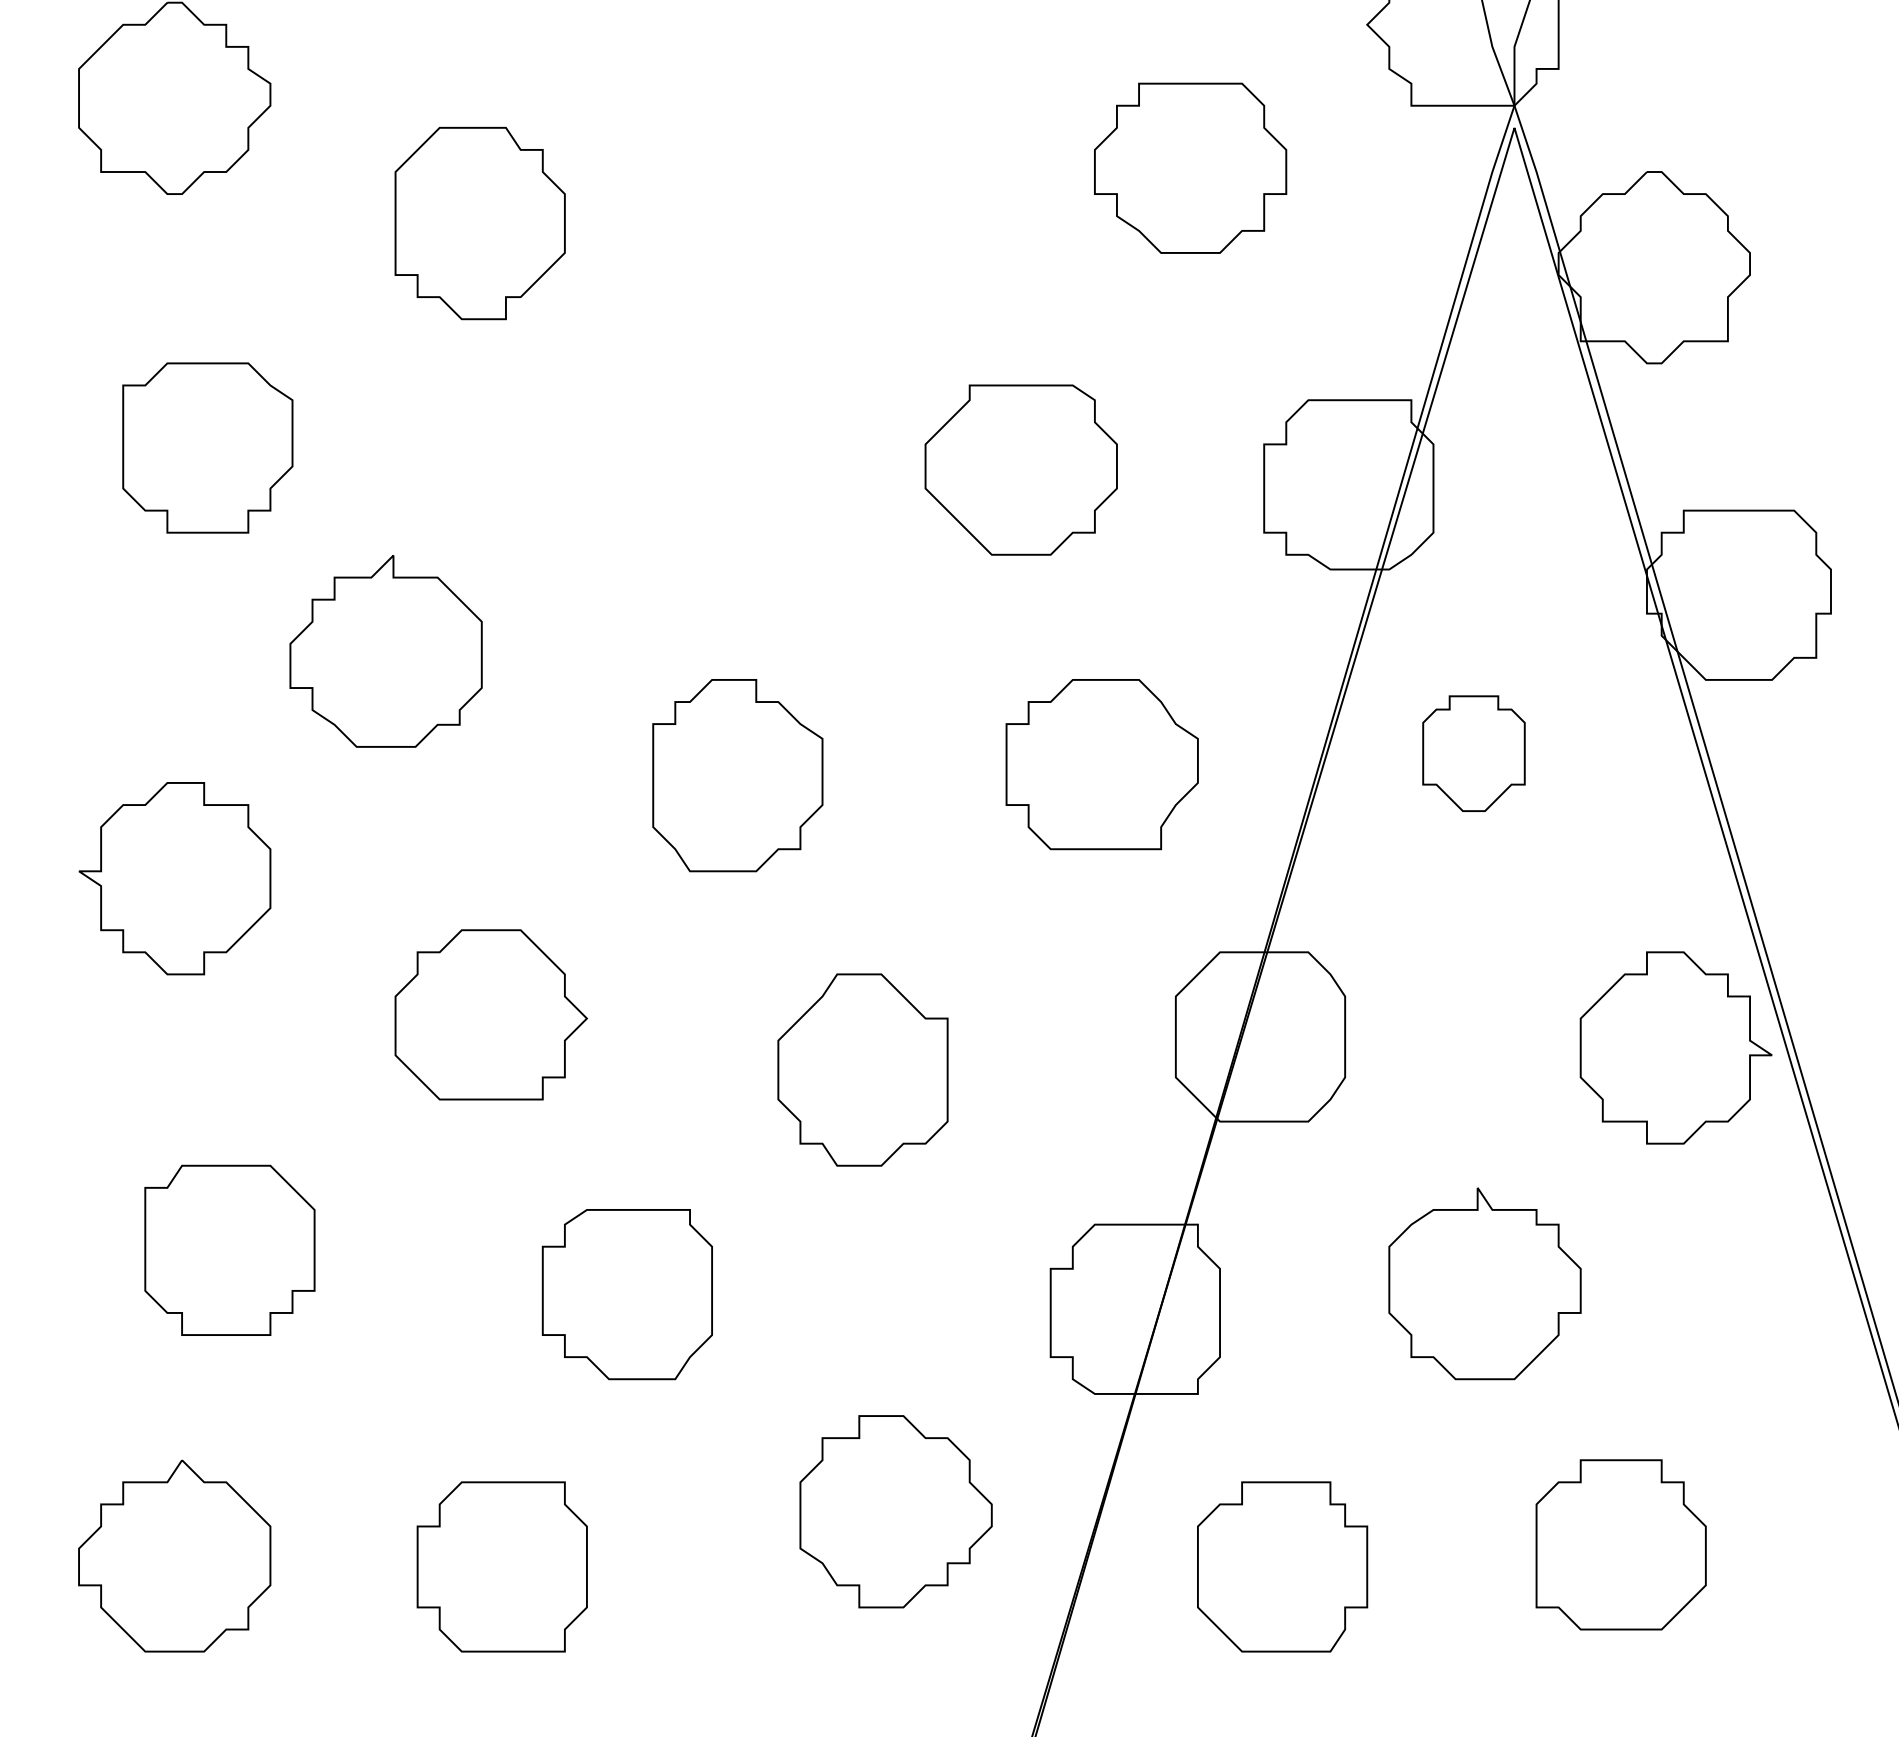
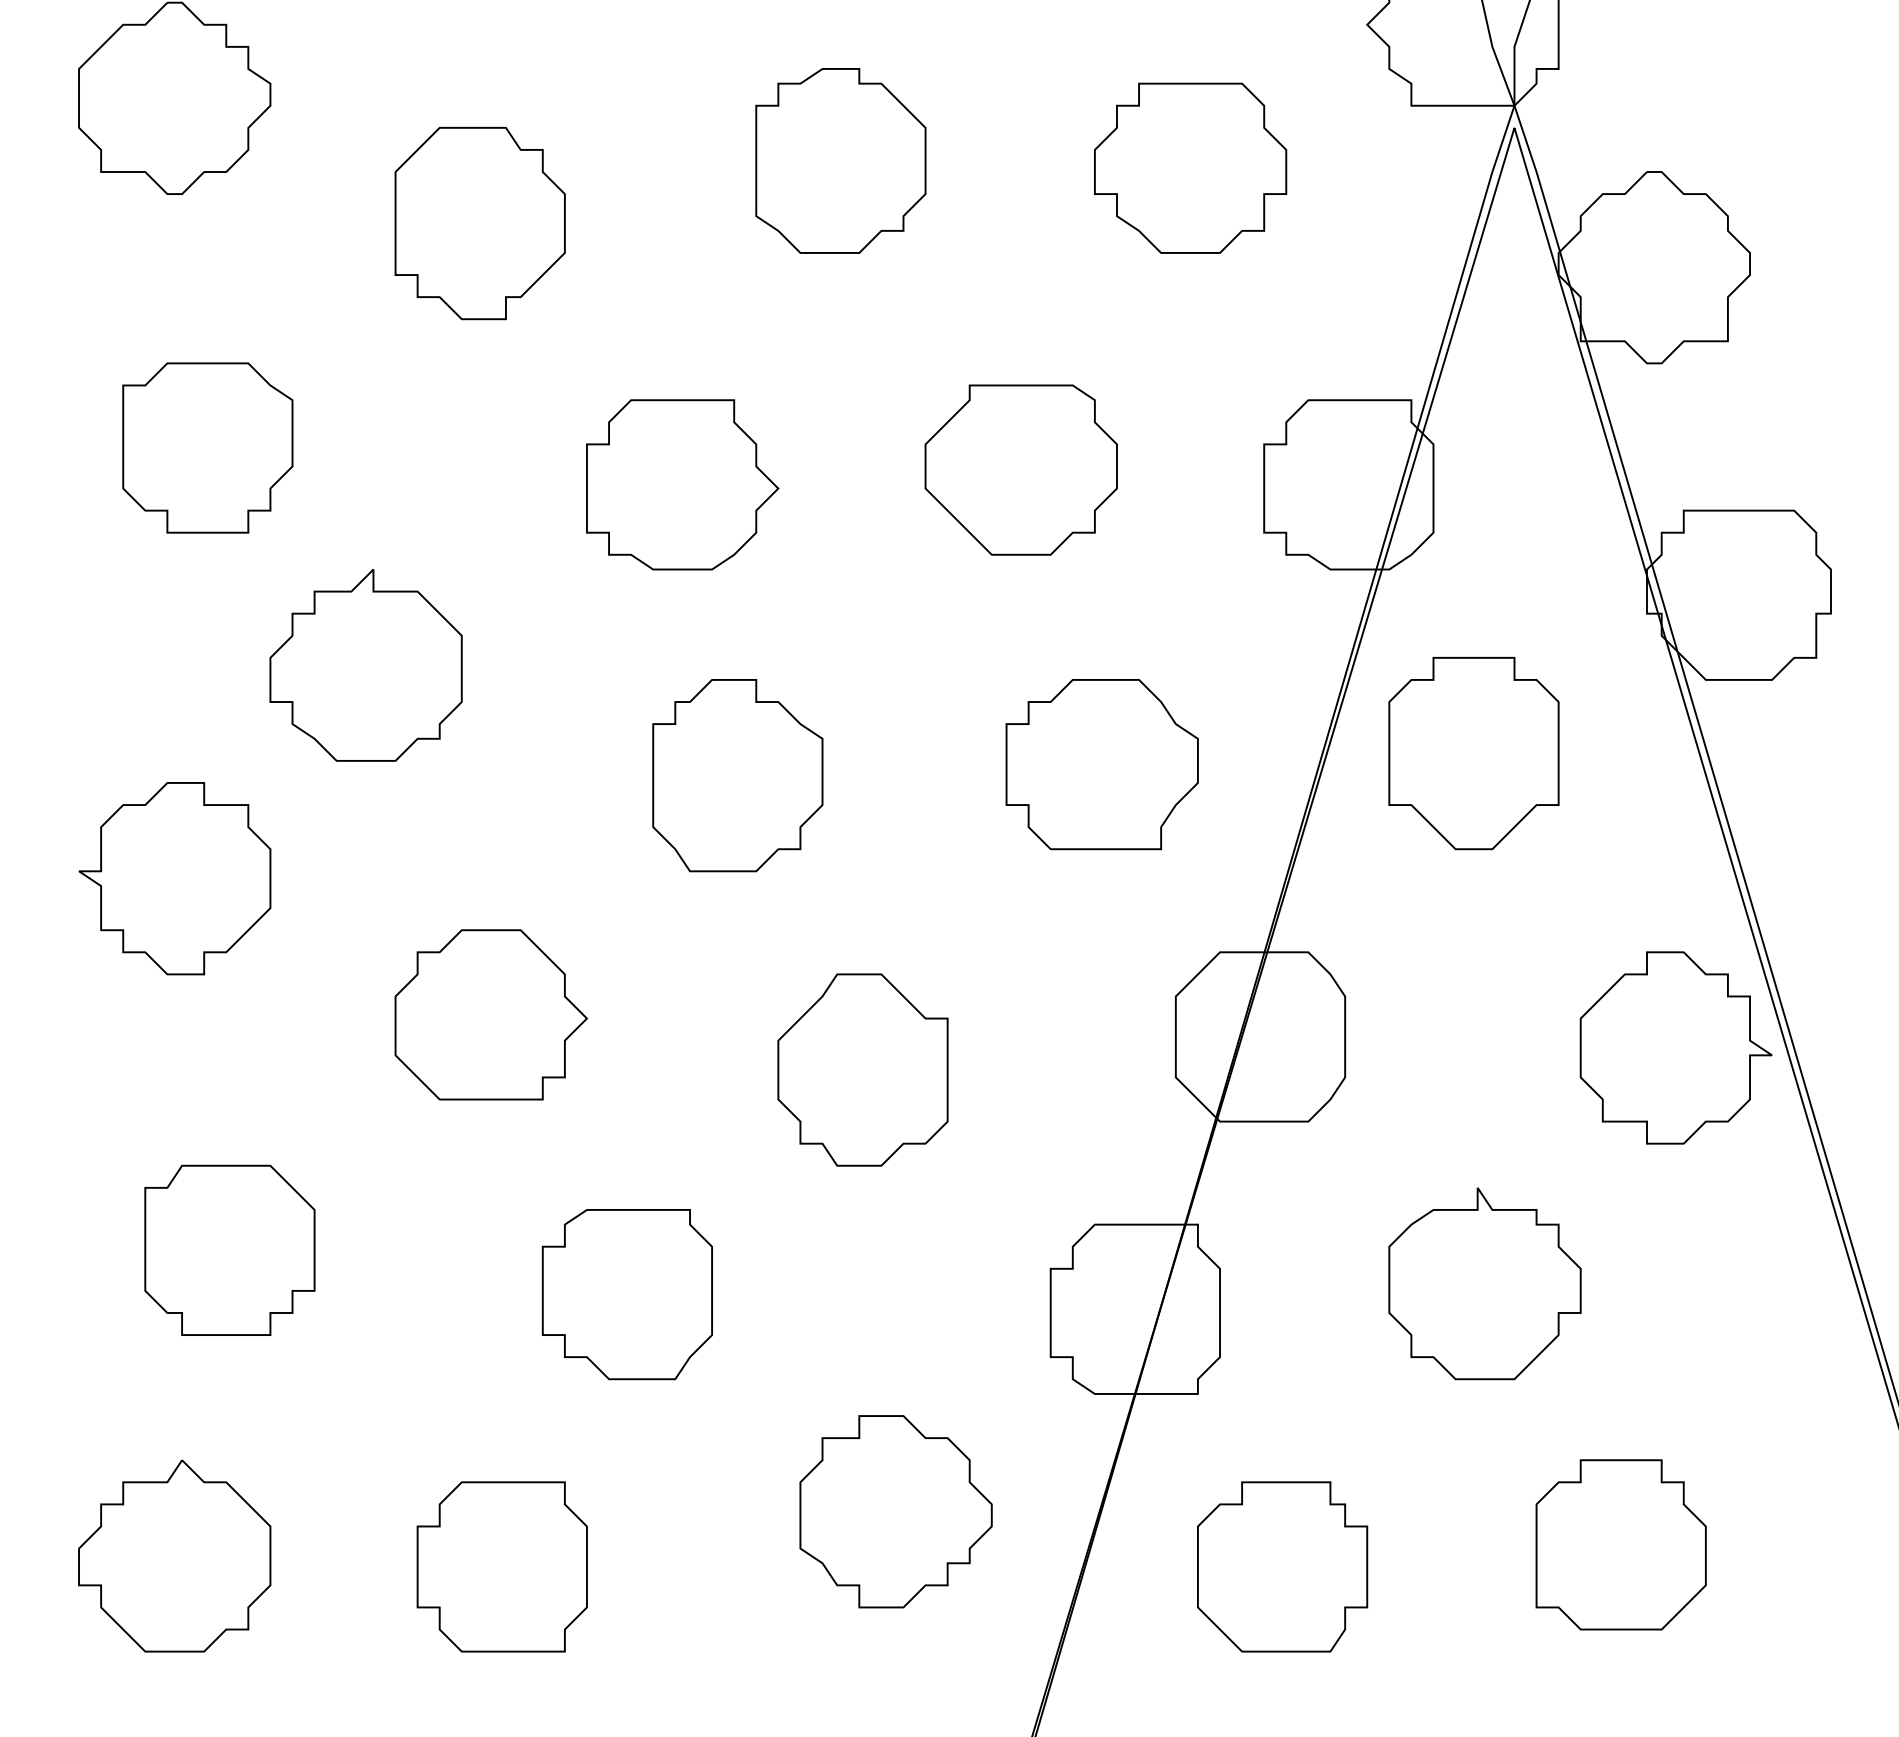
part: none -> present (840, 160)
part: none -> present (682, 484)
part position: (385, 651) -> (365, 665) (365, 665)
part size: 104x117 px -> 172x194 px (1473, 753)
